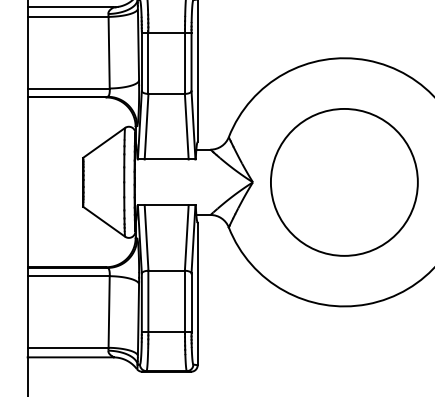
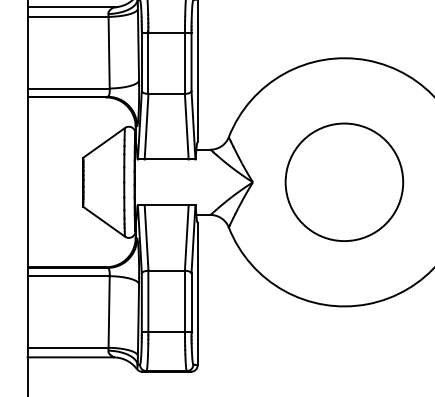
circle size: 149x149 px -> 121x120 px (344, 181)
